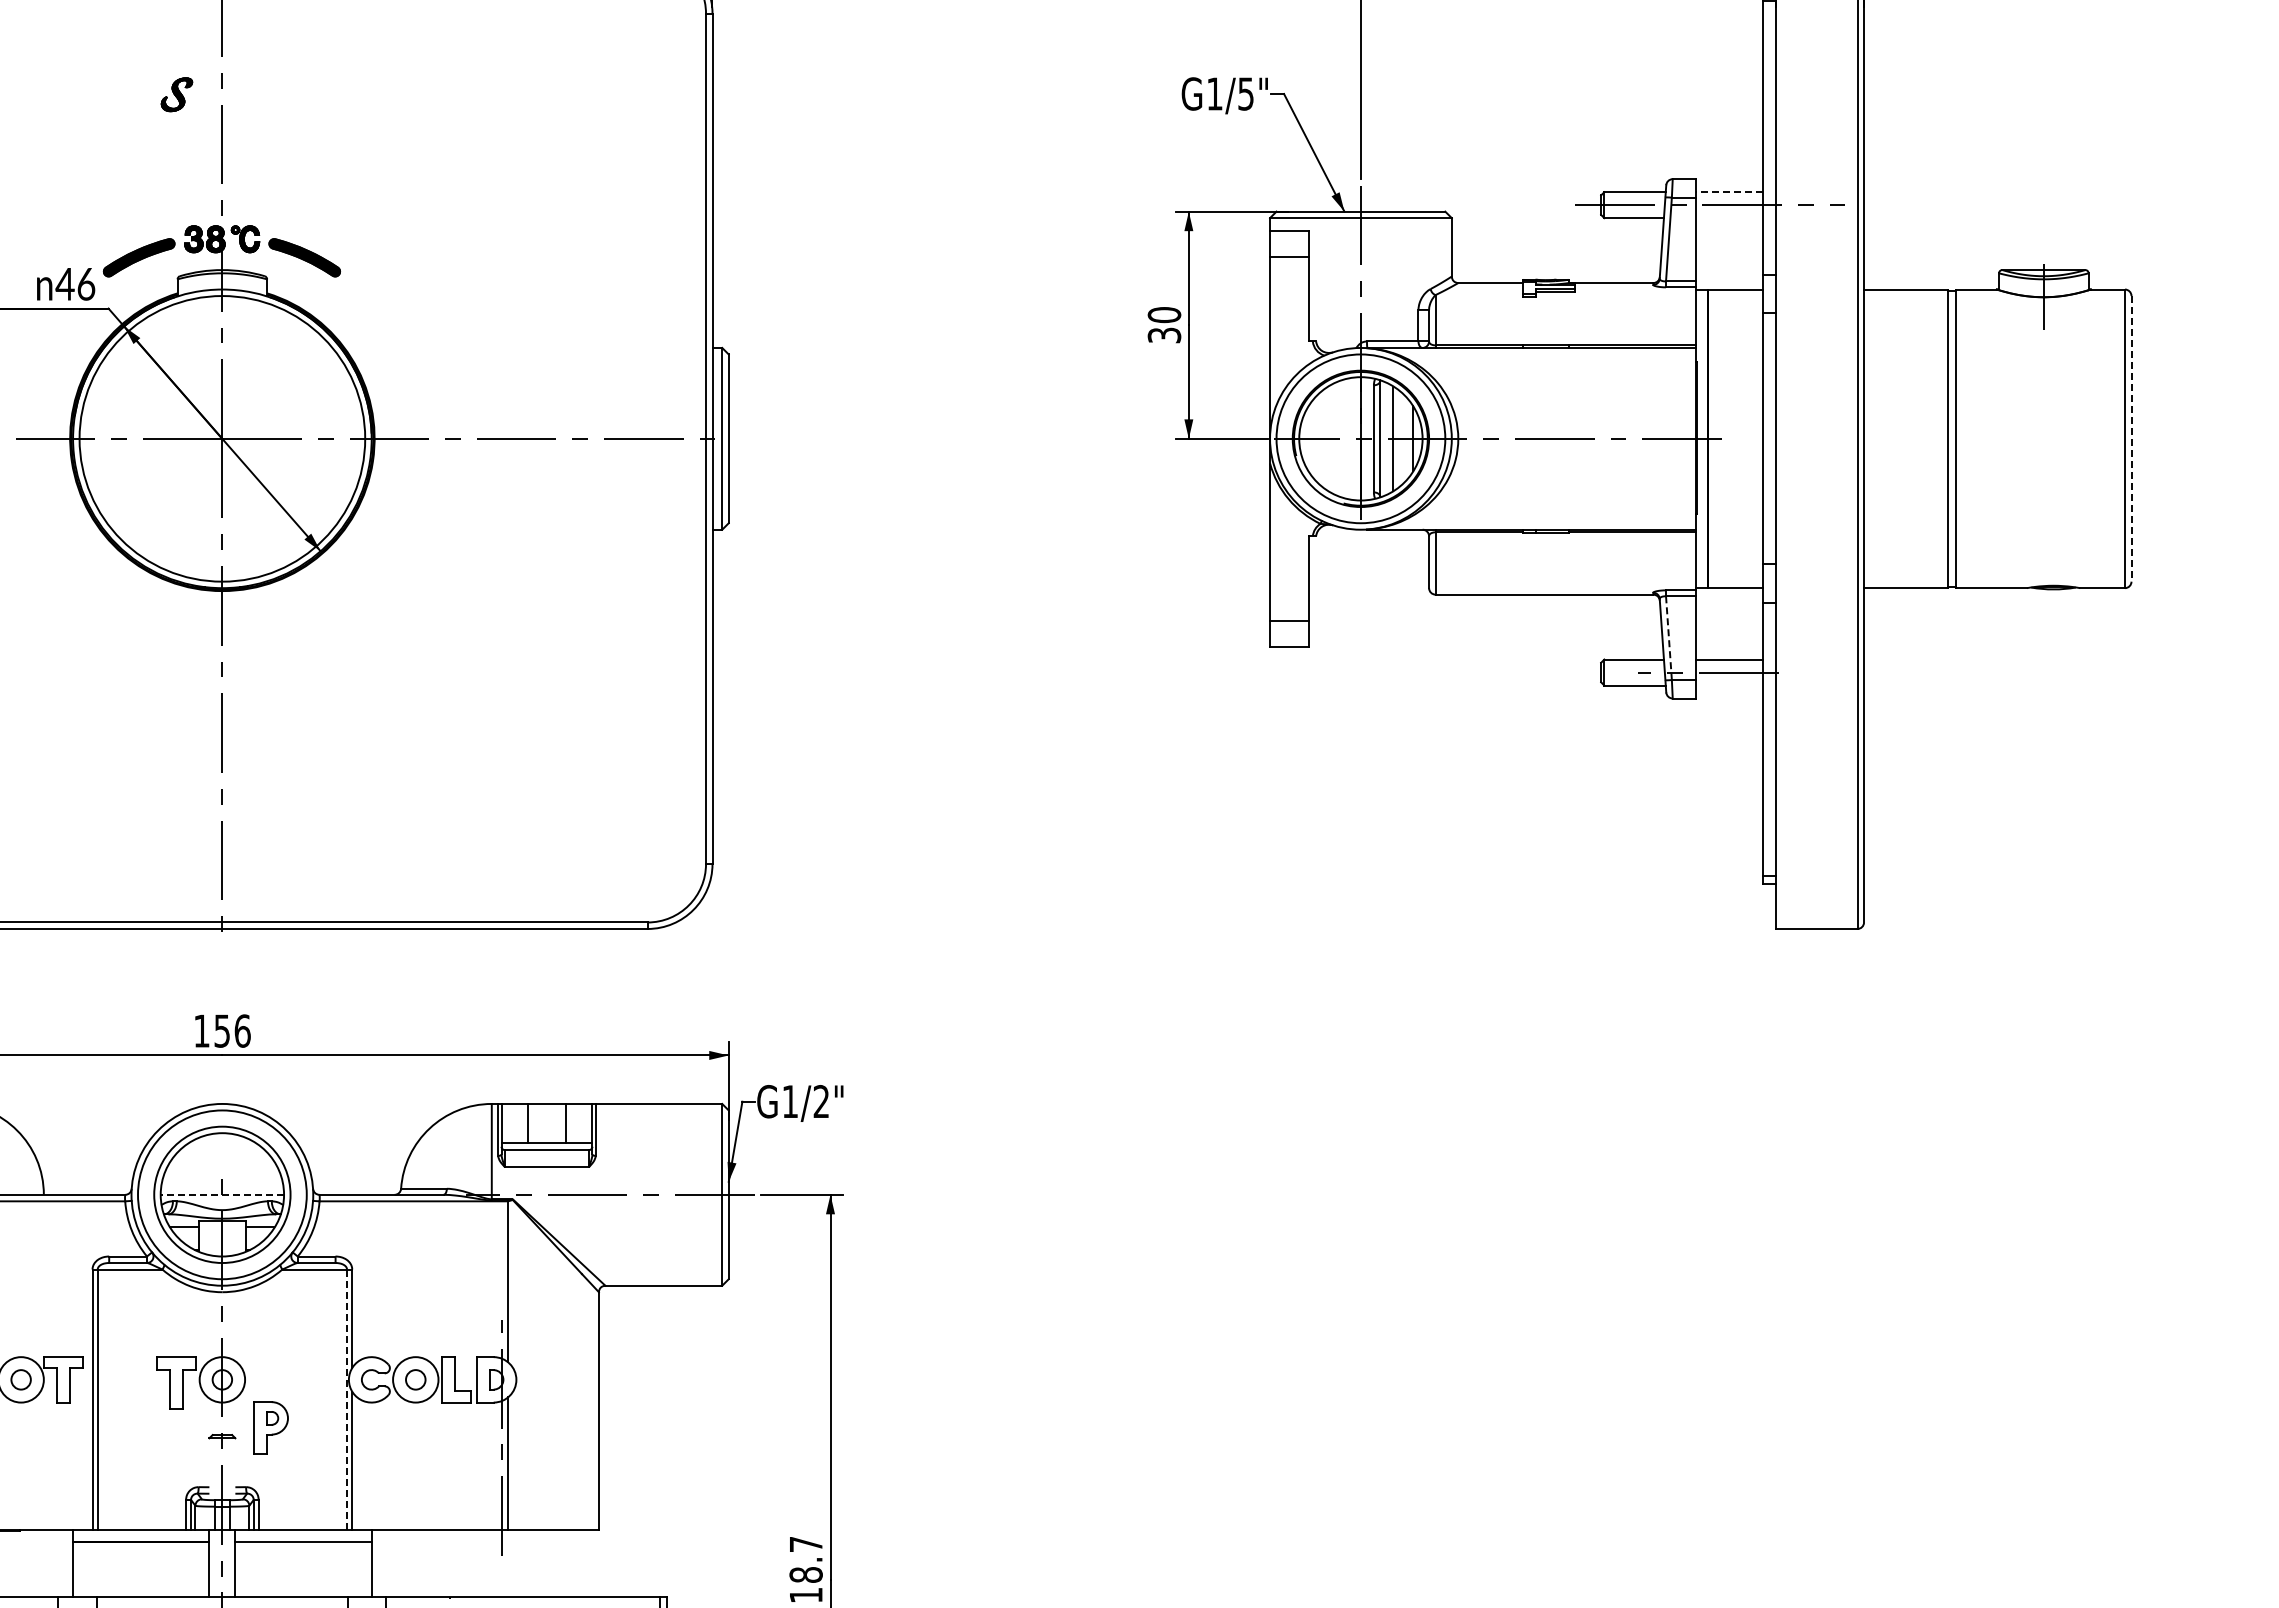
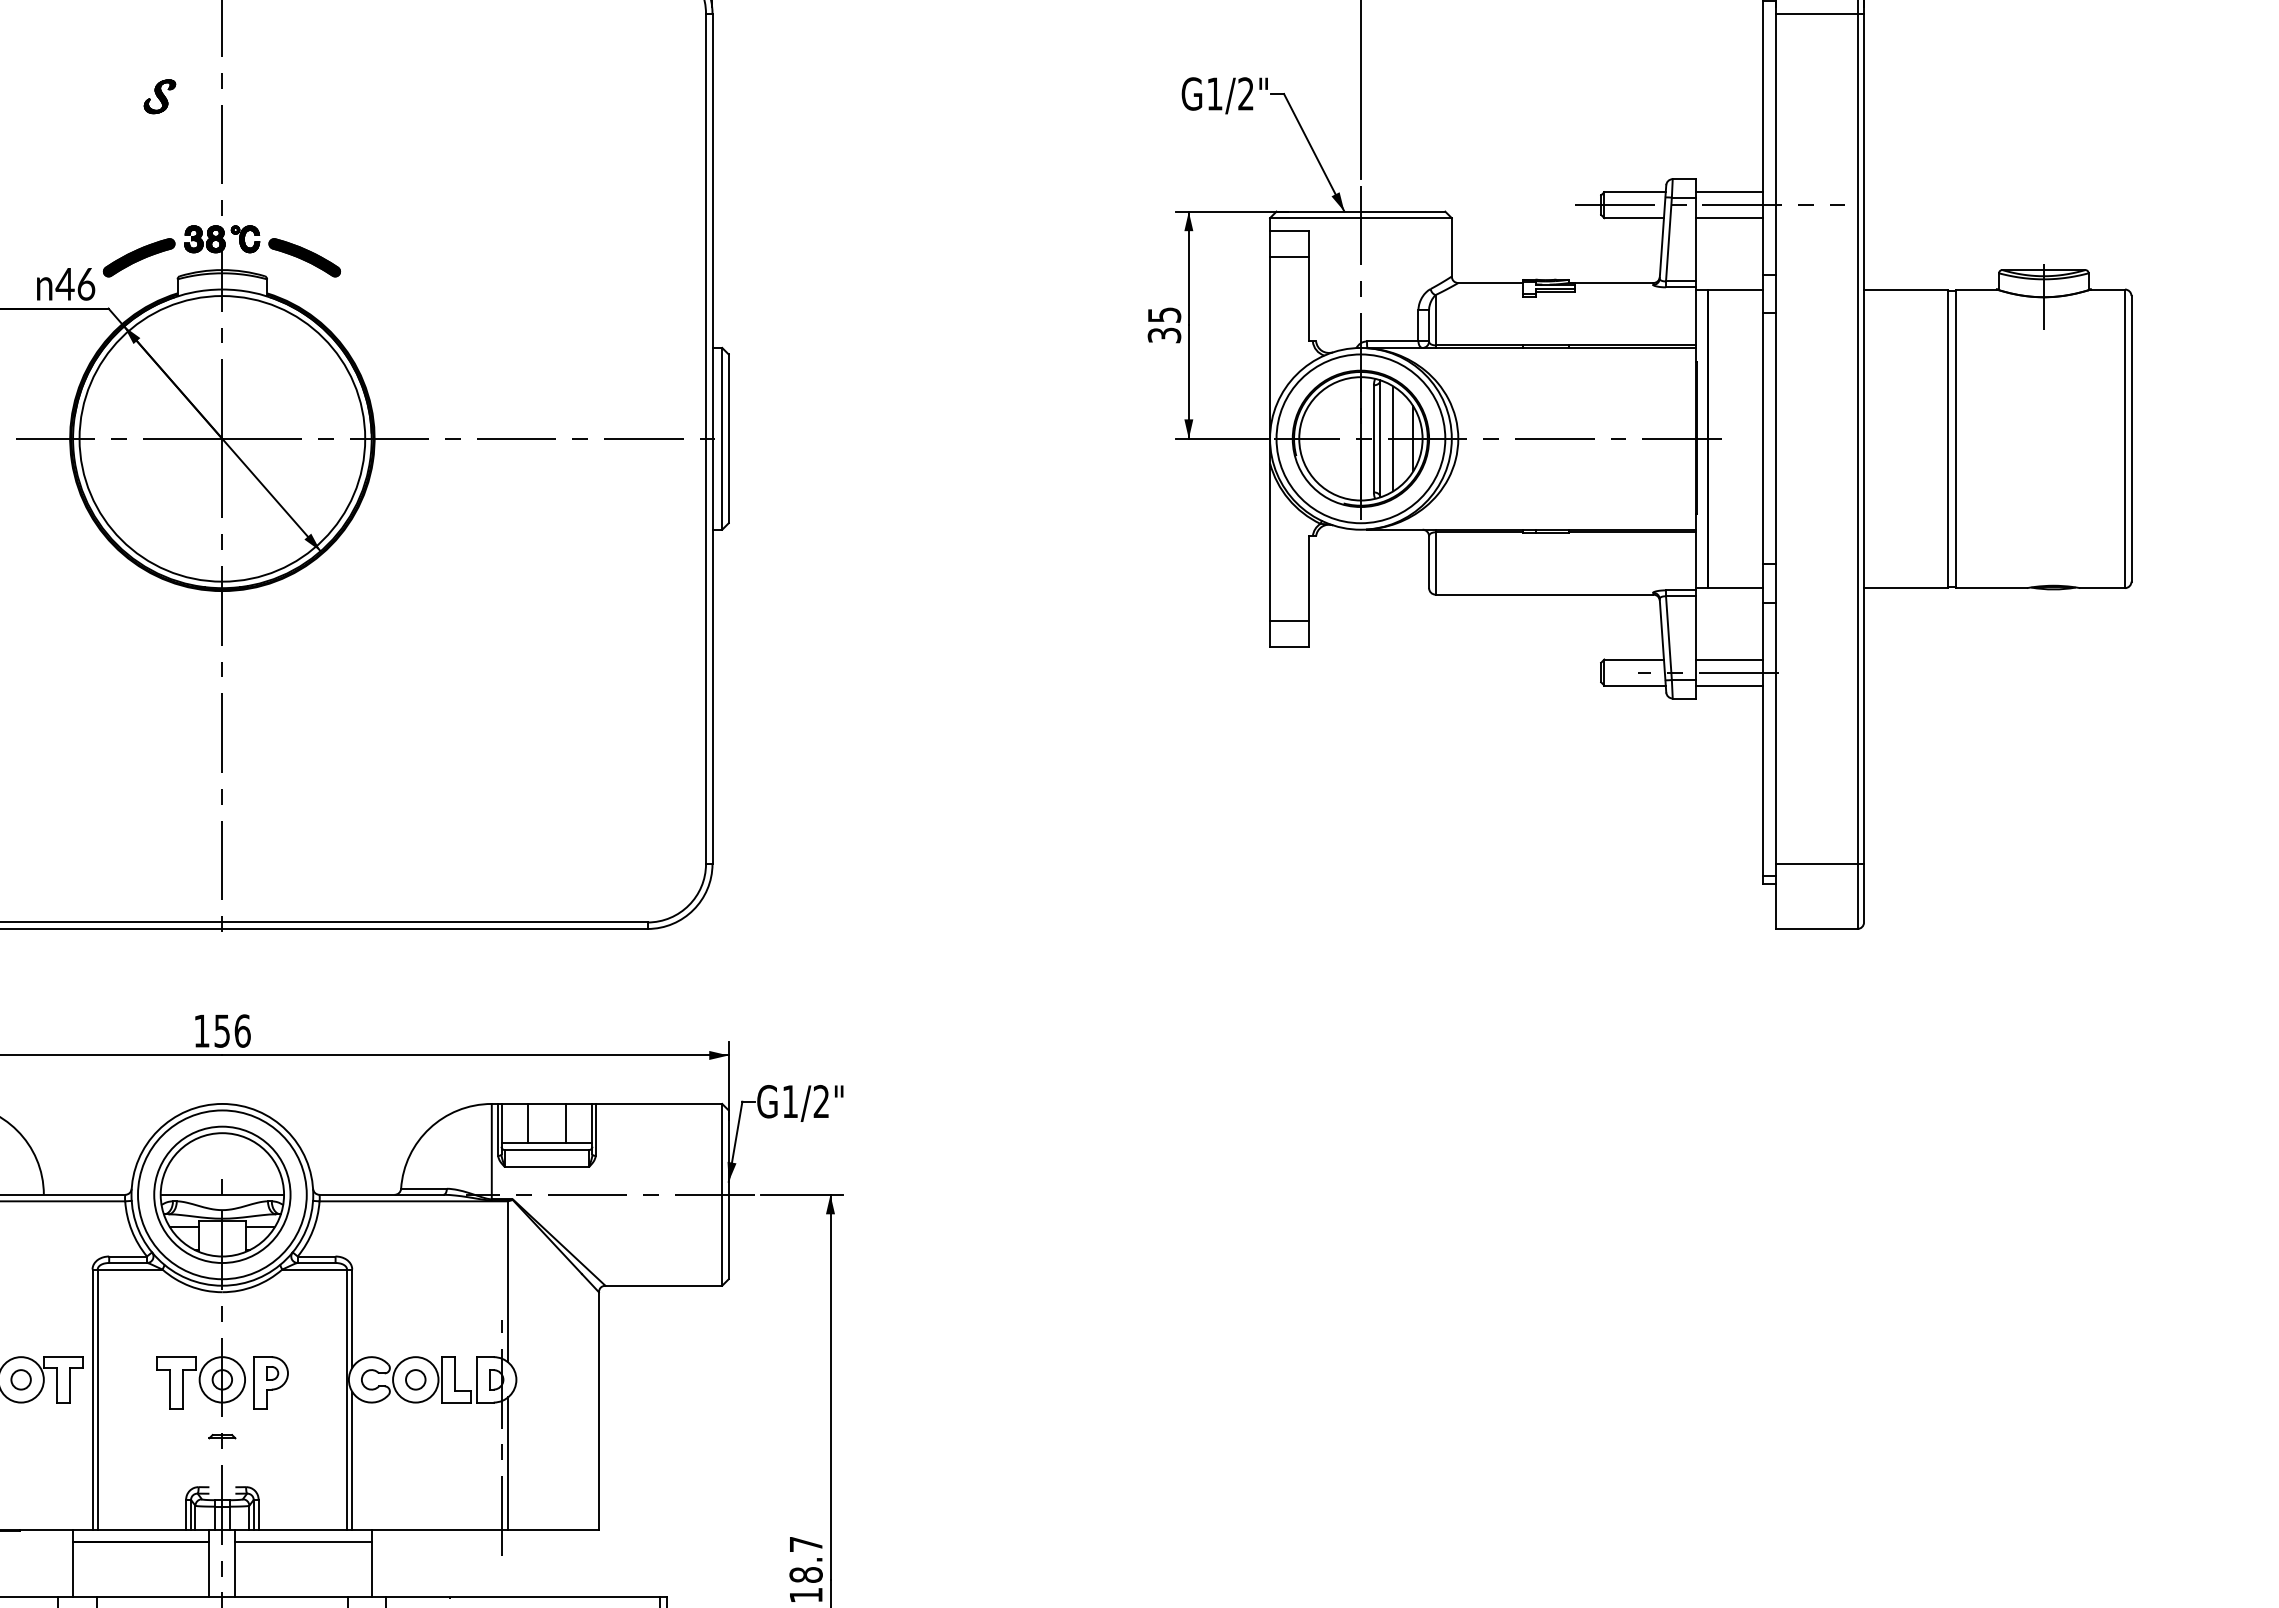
line: none -> present (1820, 13)
text: G1/5" -> G1/2" (1245, 93)
part position: (176, 94) -> (159, 96) (159, 96)
line: dashed -> solid (1729, 192)
line: none -> present (1729, 218)
text: 30 -> 35 (1164, 315)
line: dashed -> solid (2131, 438)
line: dashed -> solid (1668, 638)
line: none -> present (1729, 685)
line: none -> present (1820, 864)
line: dashed -> solid (222, 1194)
line: dashed -> solid (347, 1399)
part position: (270, 1427) -> (270, 1382) (270, 1382)
